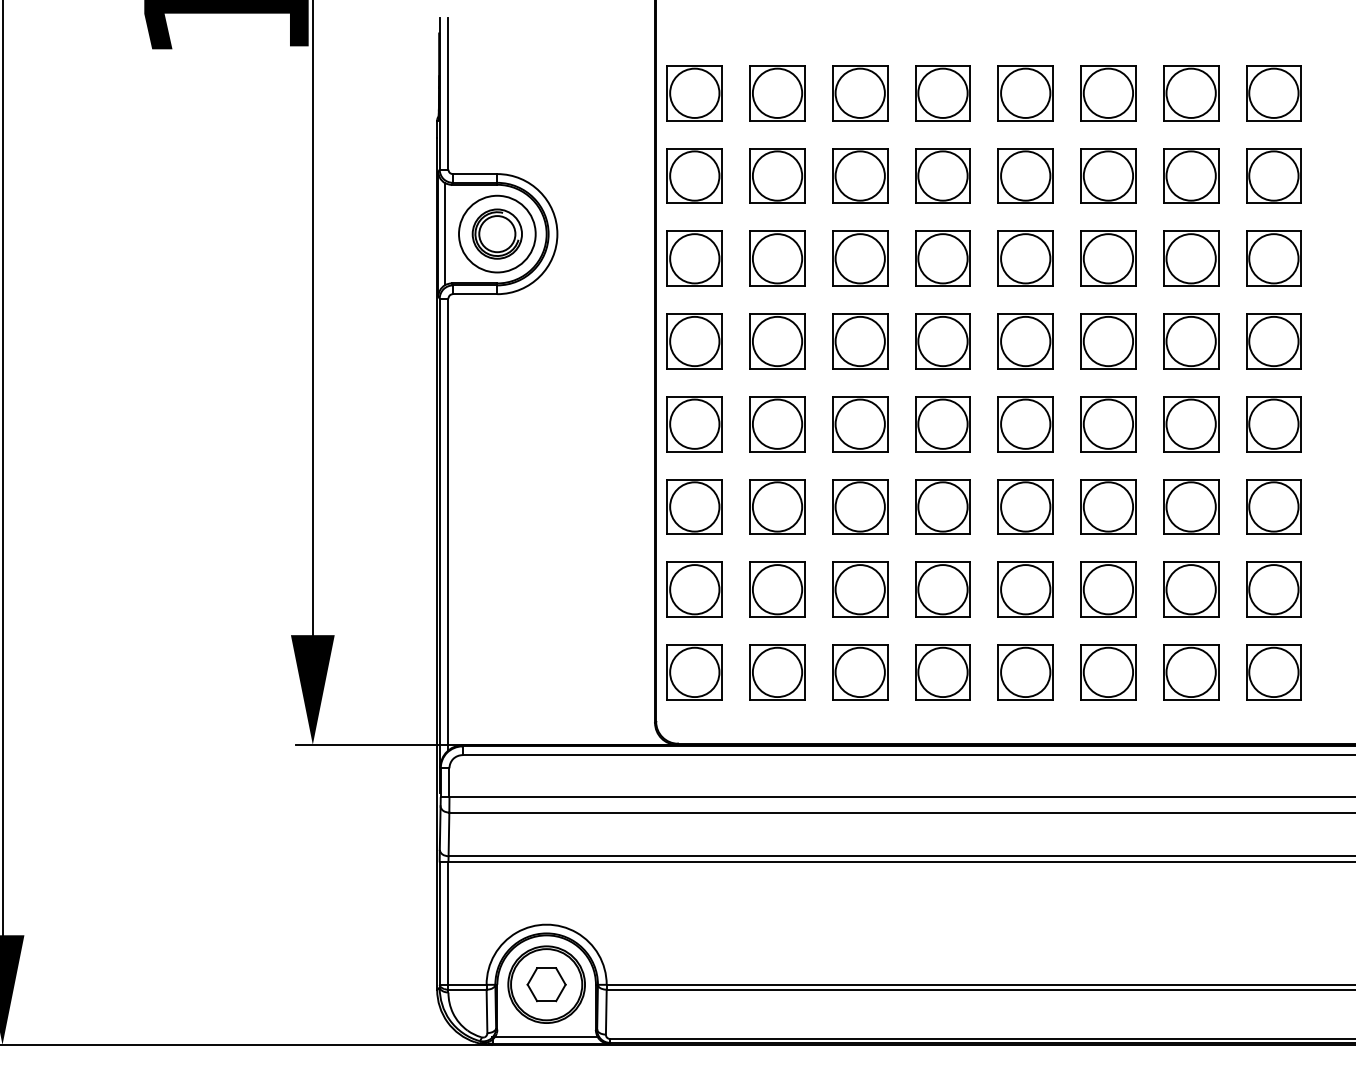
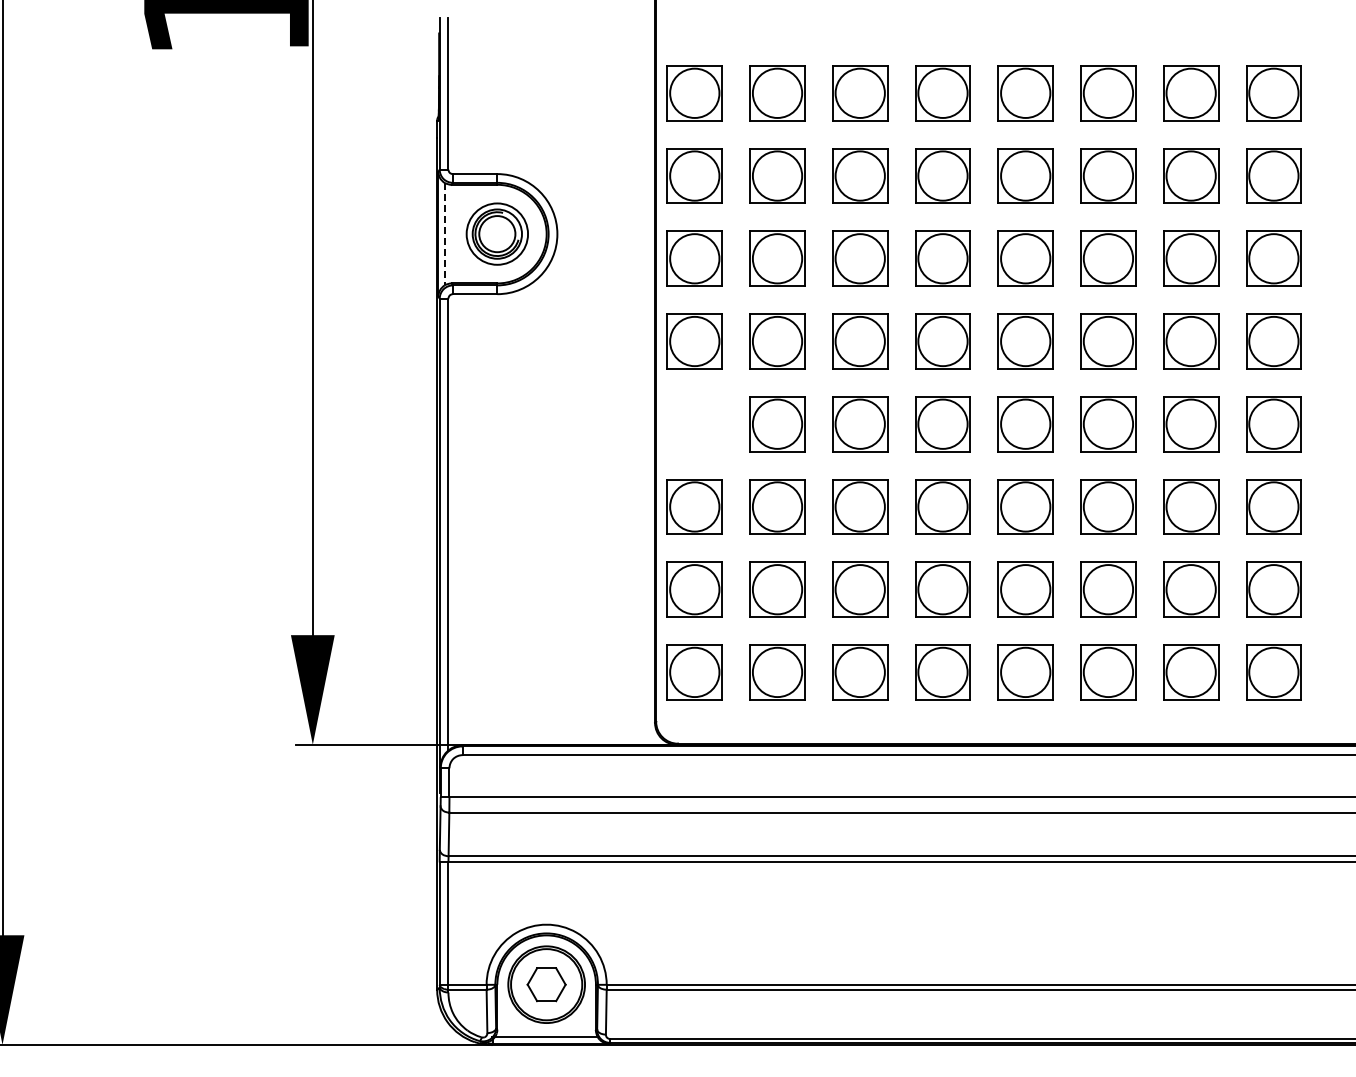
circle diameter: 77 px -> 61 px (497, 233)
line: solid -> dashed (444, 234)
part: present -> none (694, 424)
